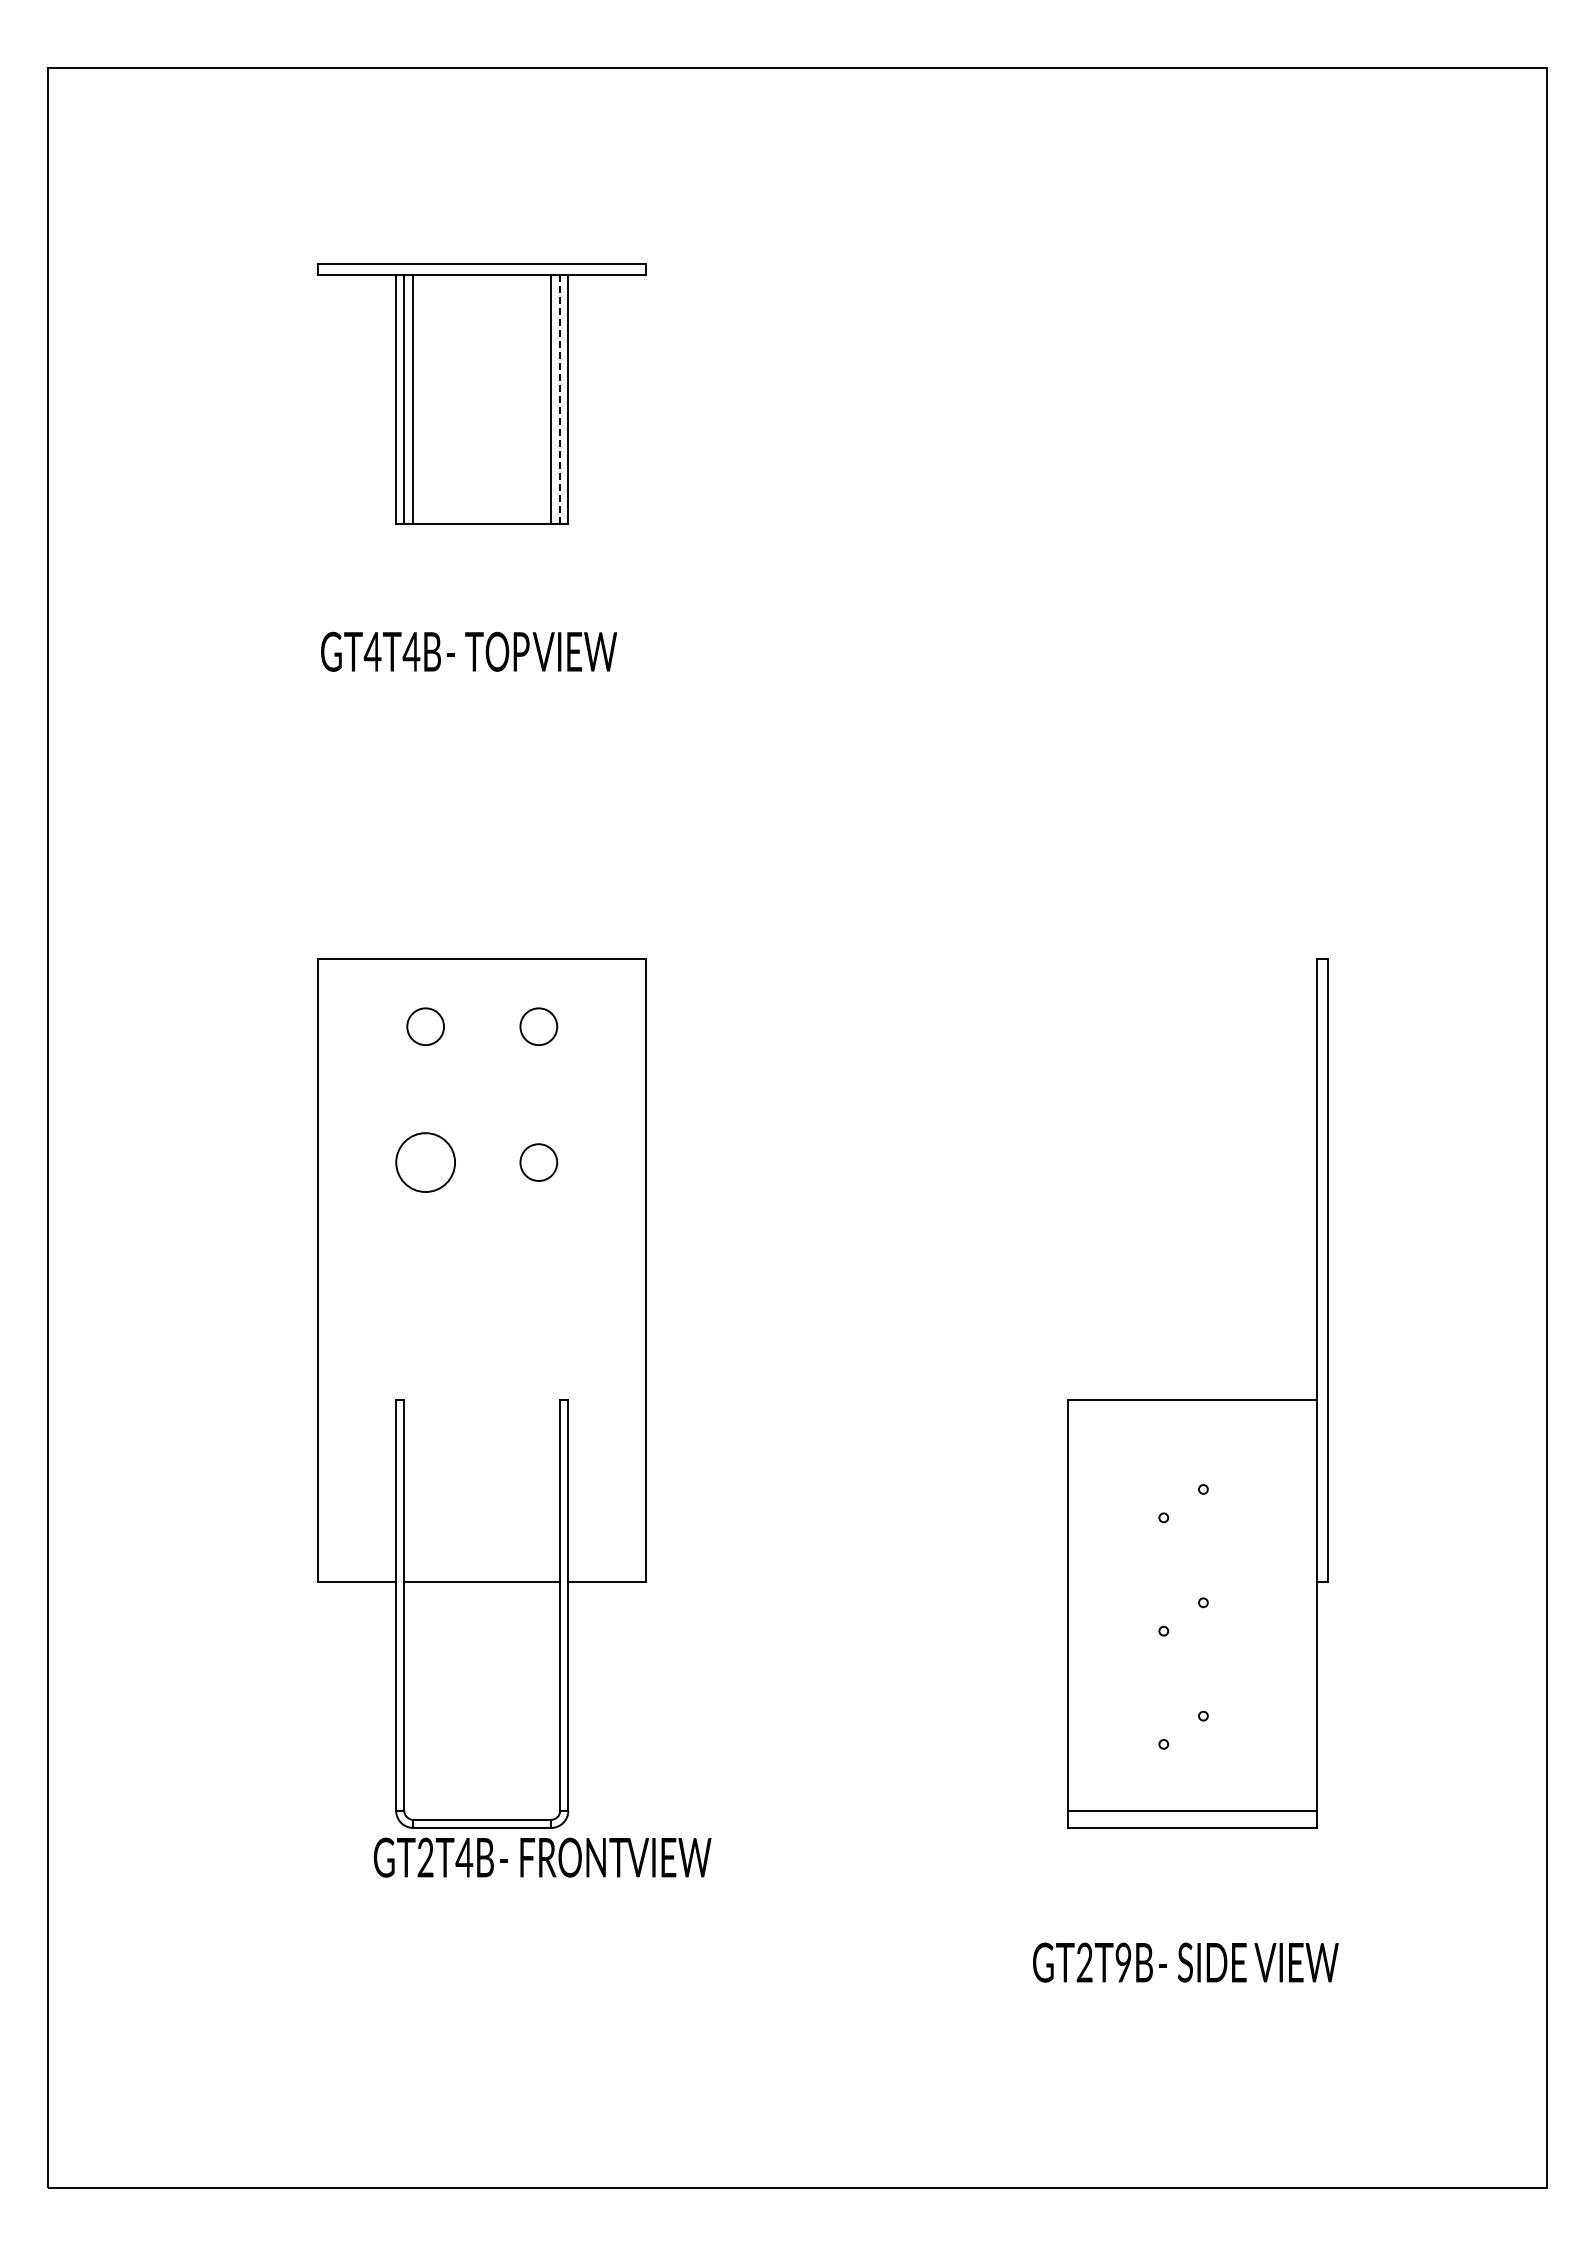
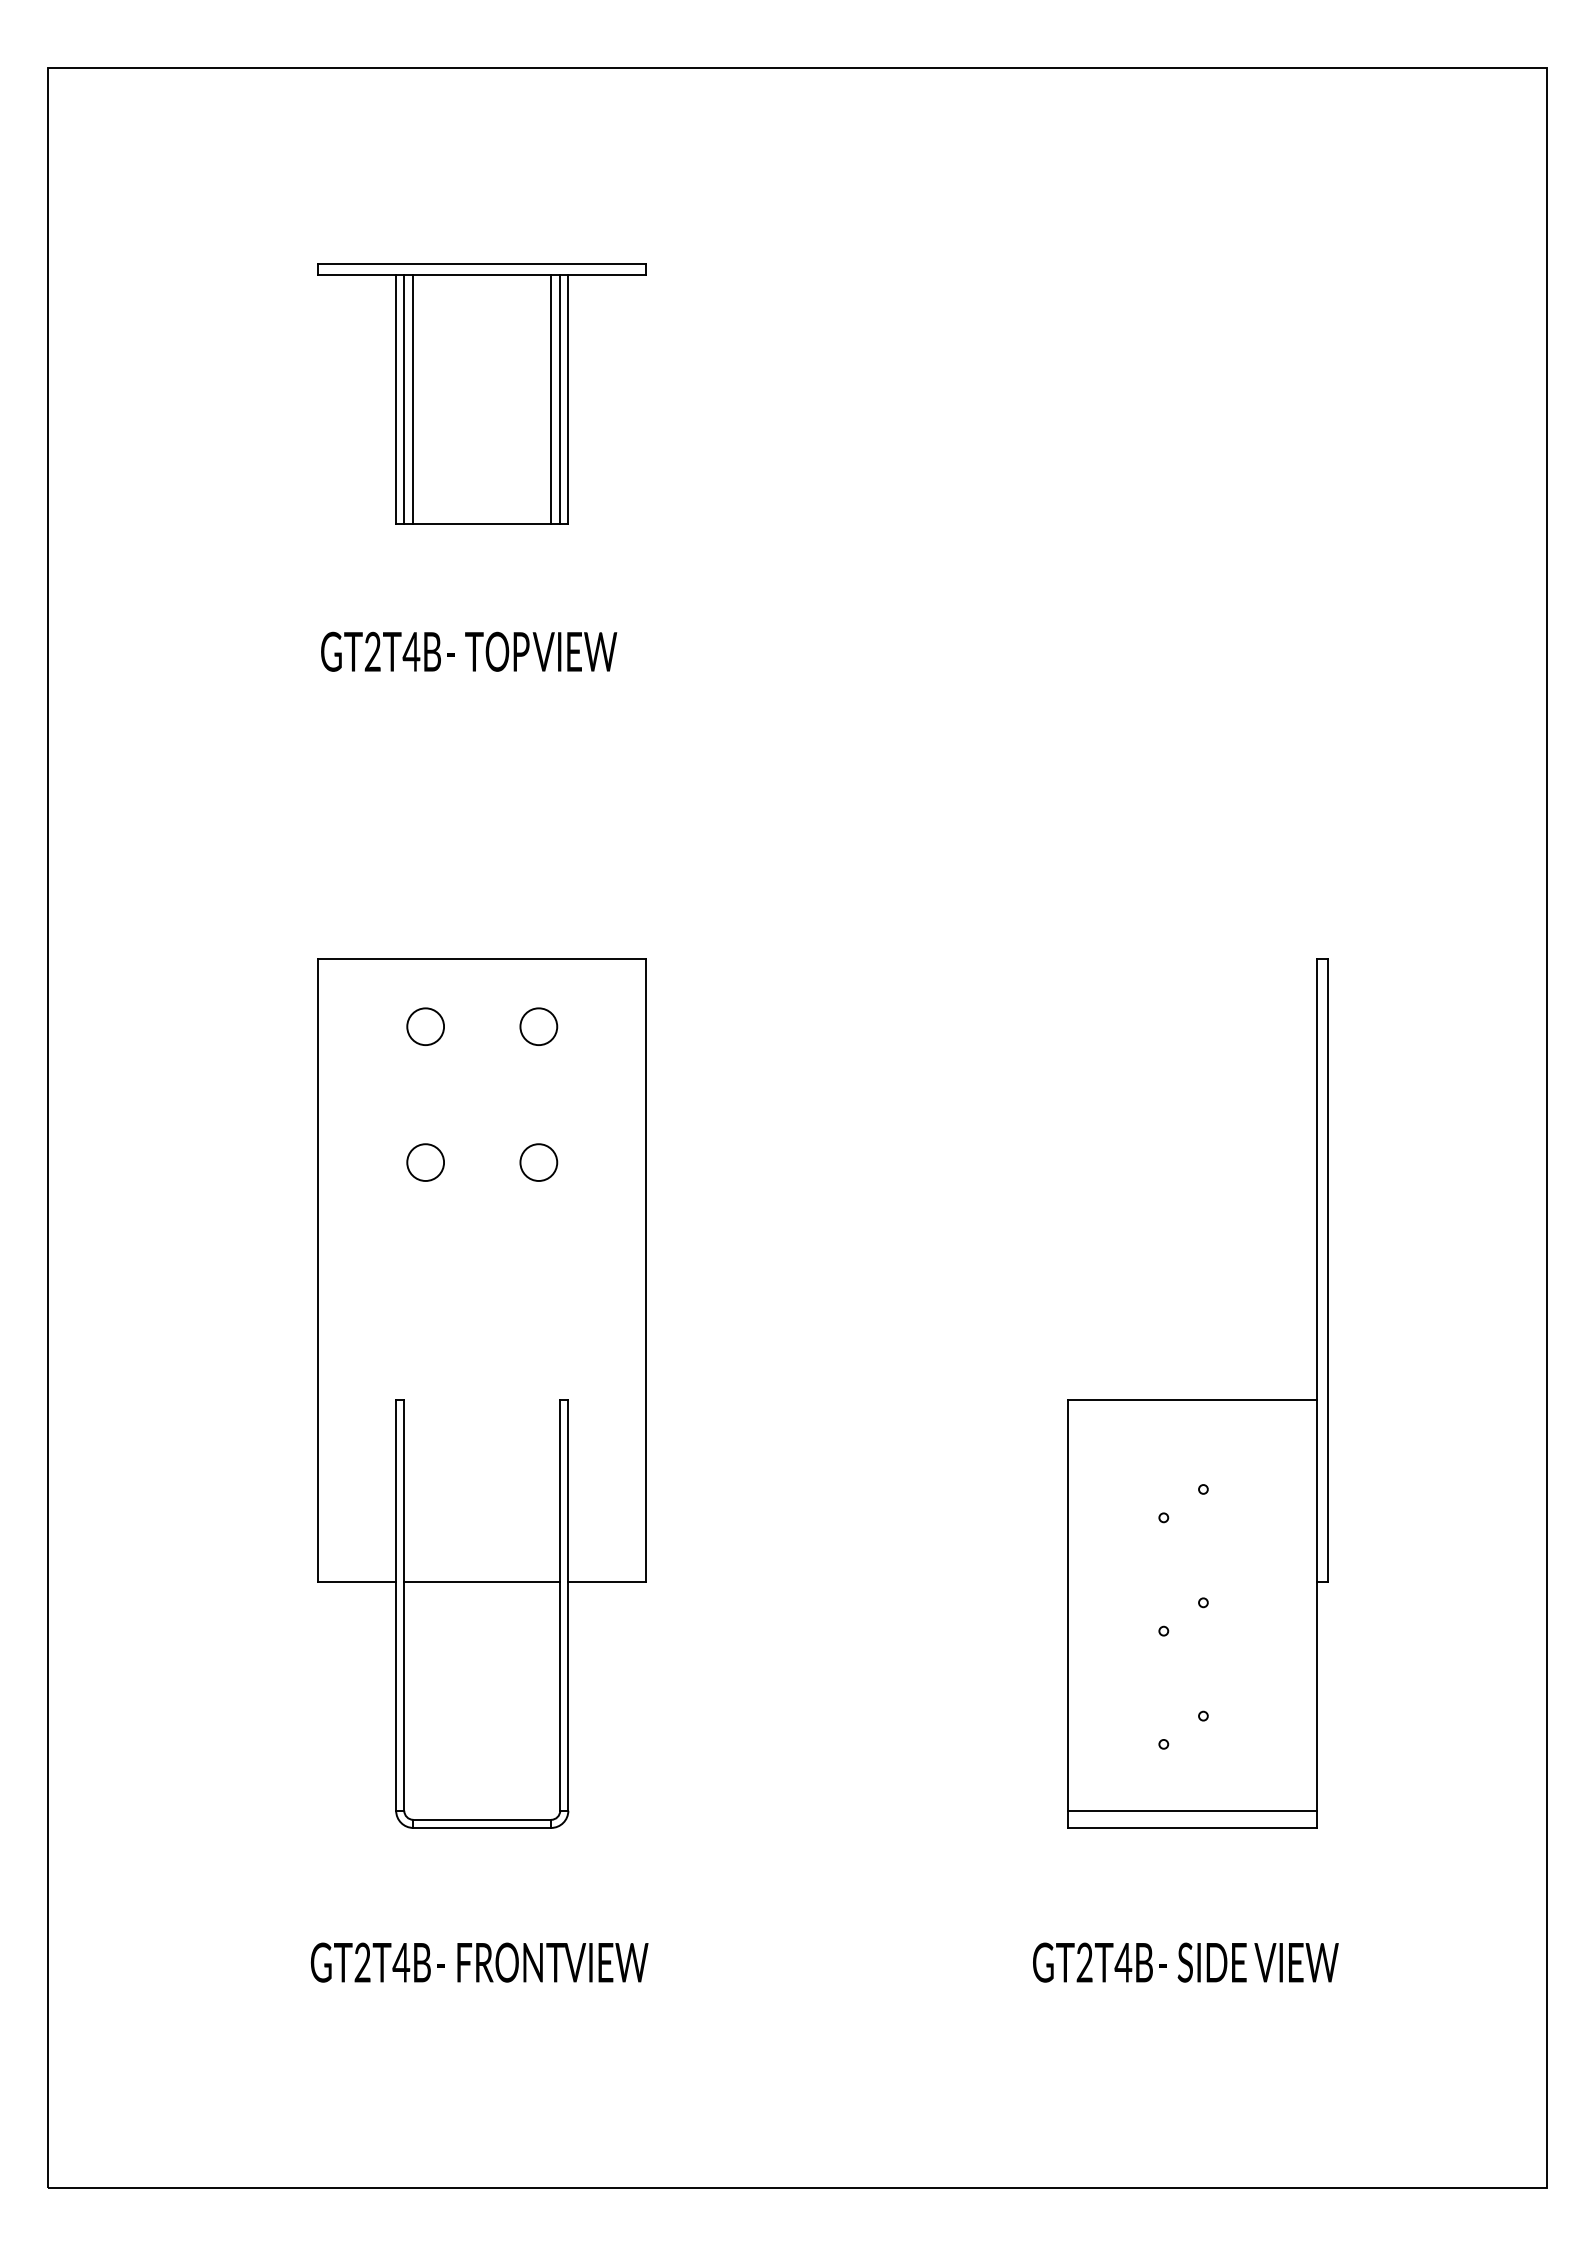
line: dashed -> solid (560, 399)
text: GT4T4B -> GT2T4B (372, 651)
circle diameter: 59 px -> 37 px (425, 1162)
text position: (542, 1857) -> (479, 1962) (479, 1962)
text: GT2T9B -> GT2T4B (1123, 1962)
